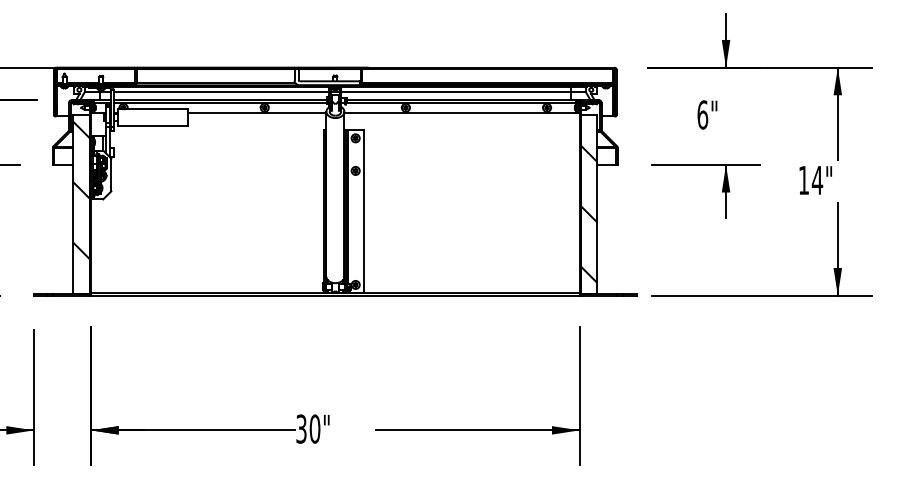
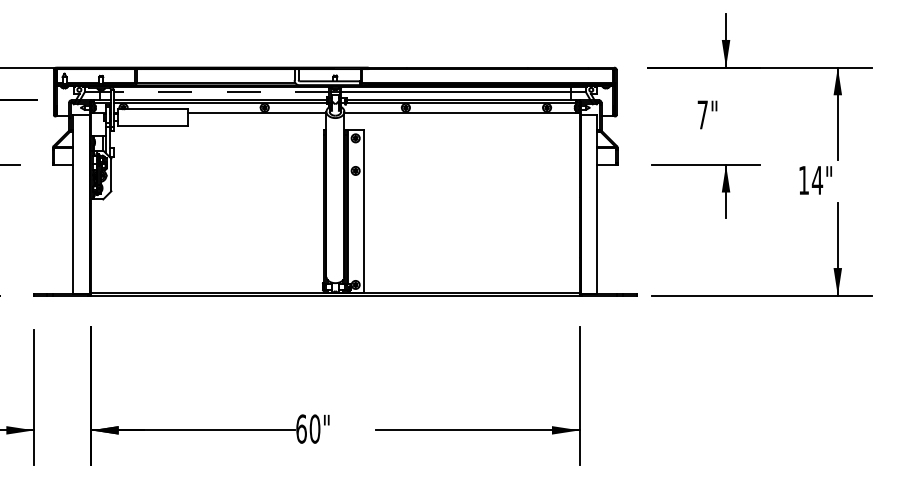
line: solid -> dashed (221, 92)
text: 6" -> 7" (702, 114)
hatch: present -> none (81, 189)
hatch: present -> none (589, 214)
text: 30" -> 60" (301, 428)
